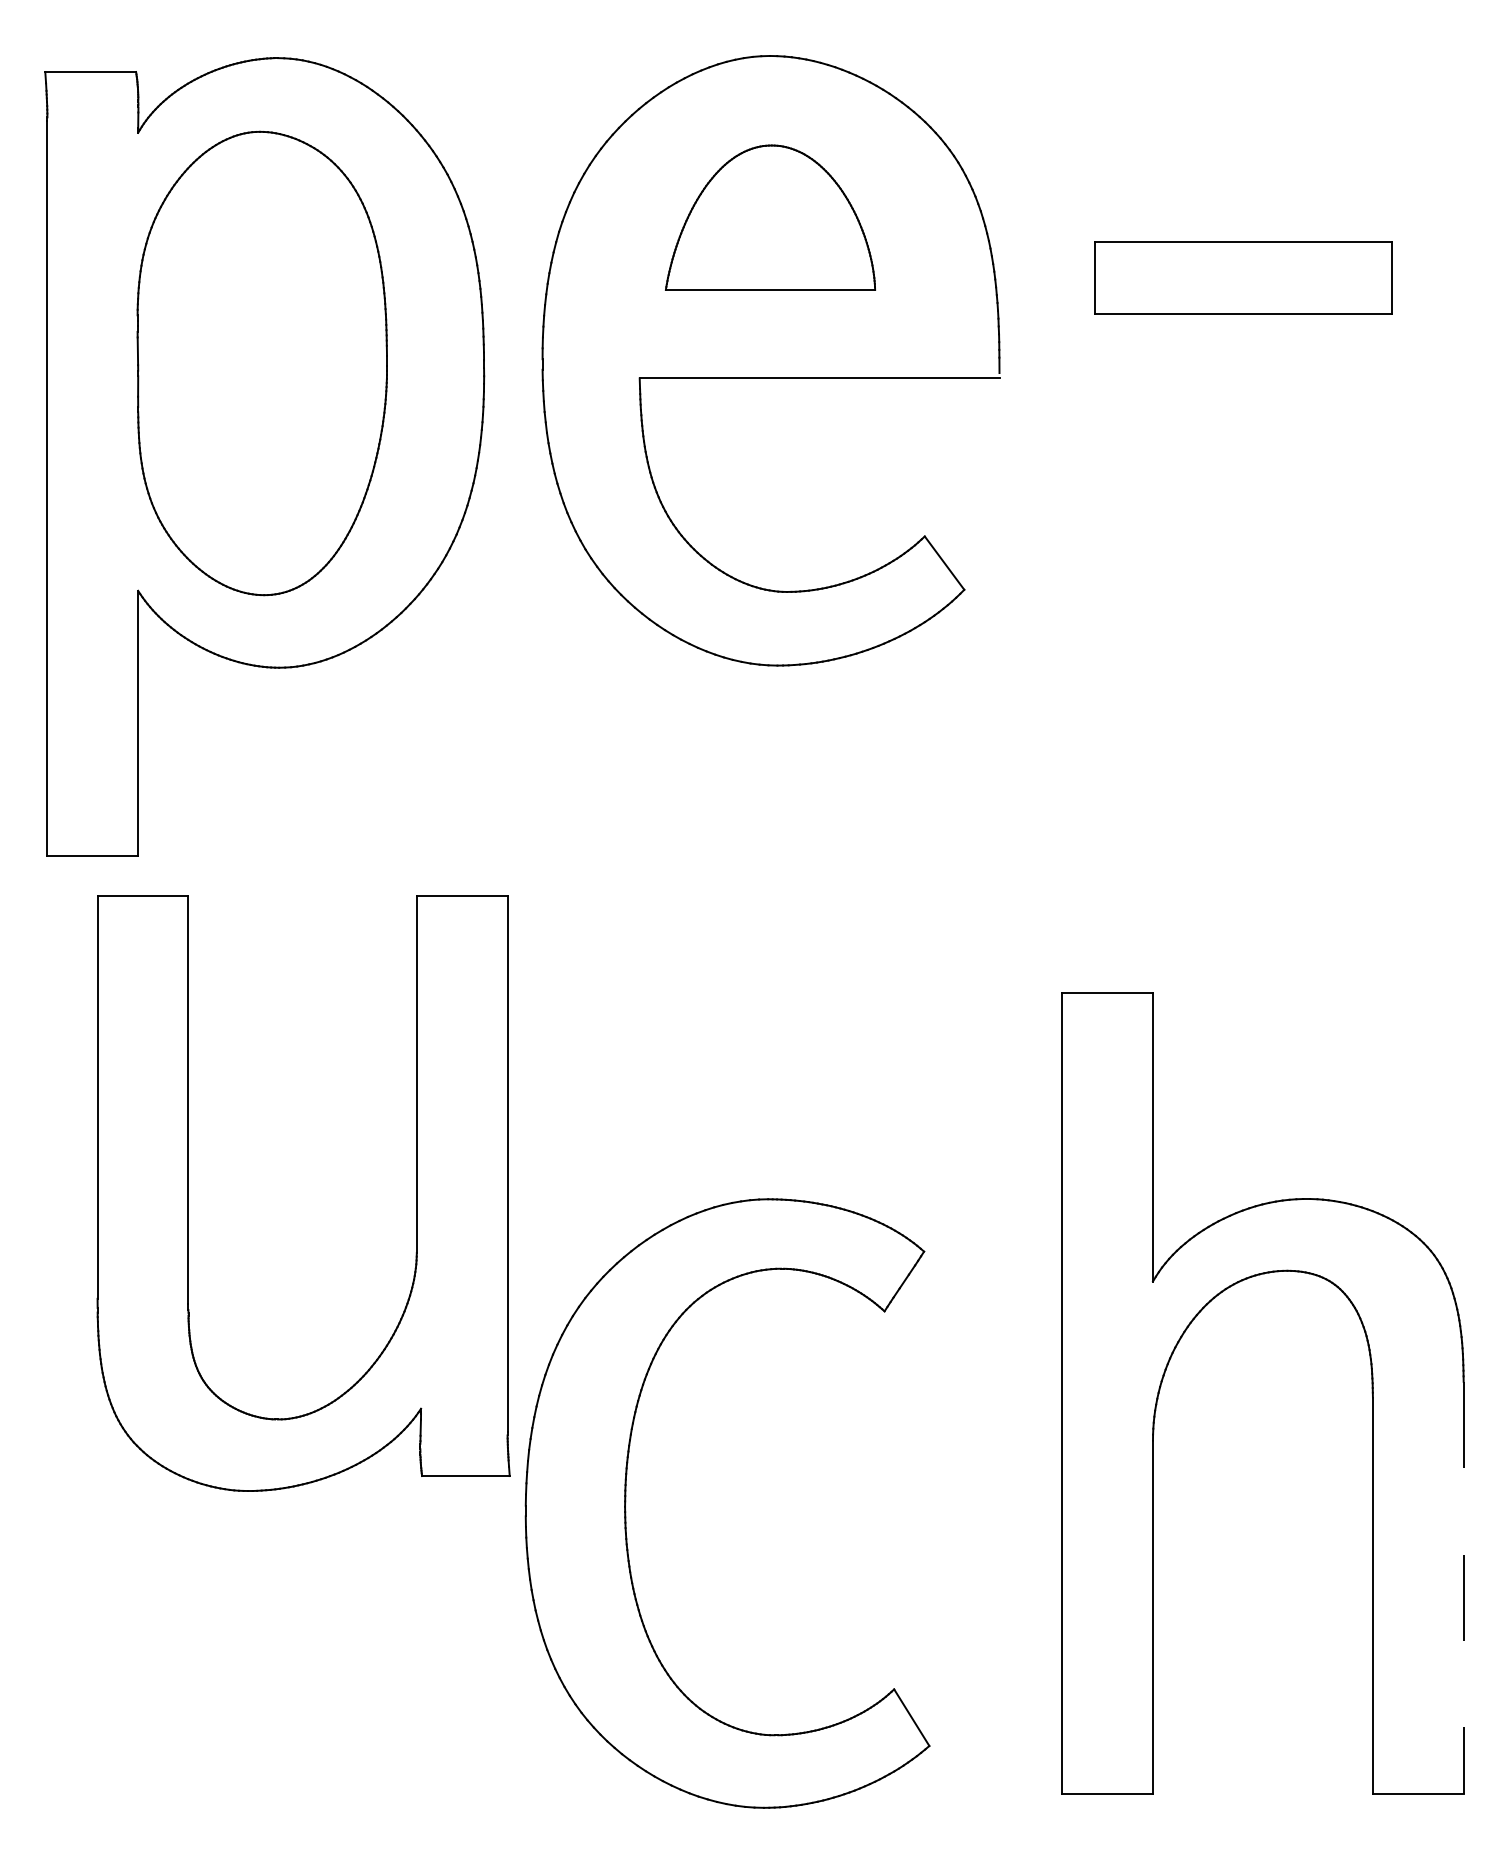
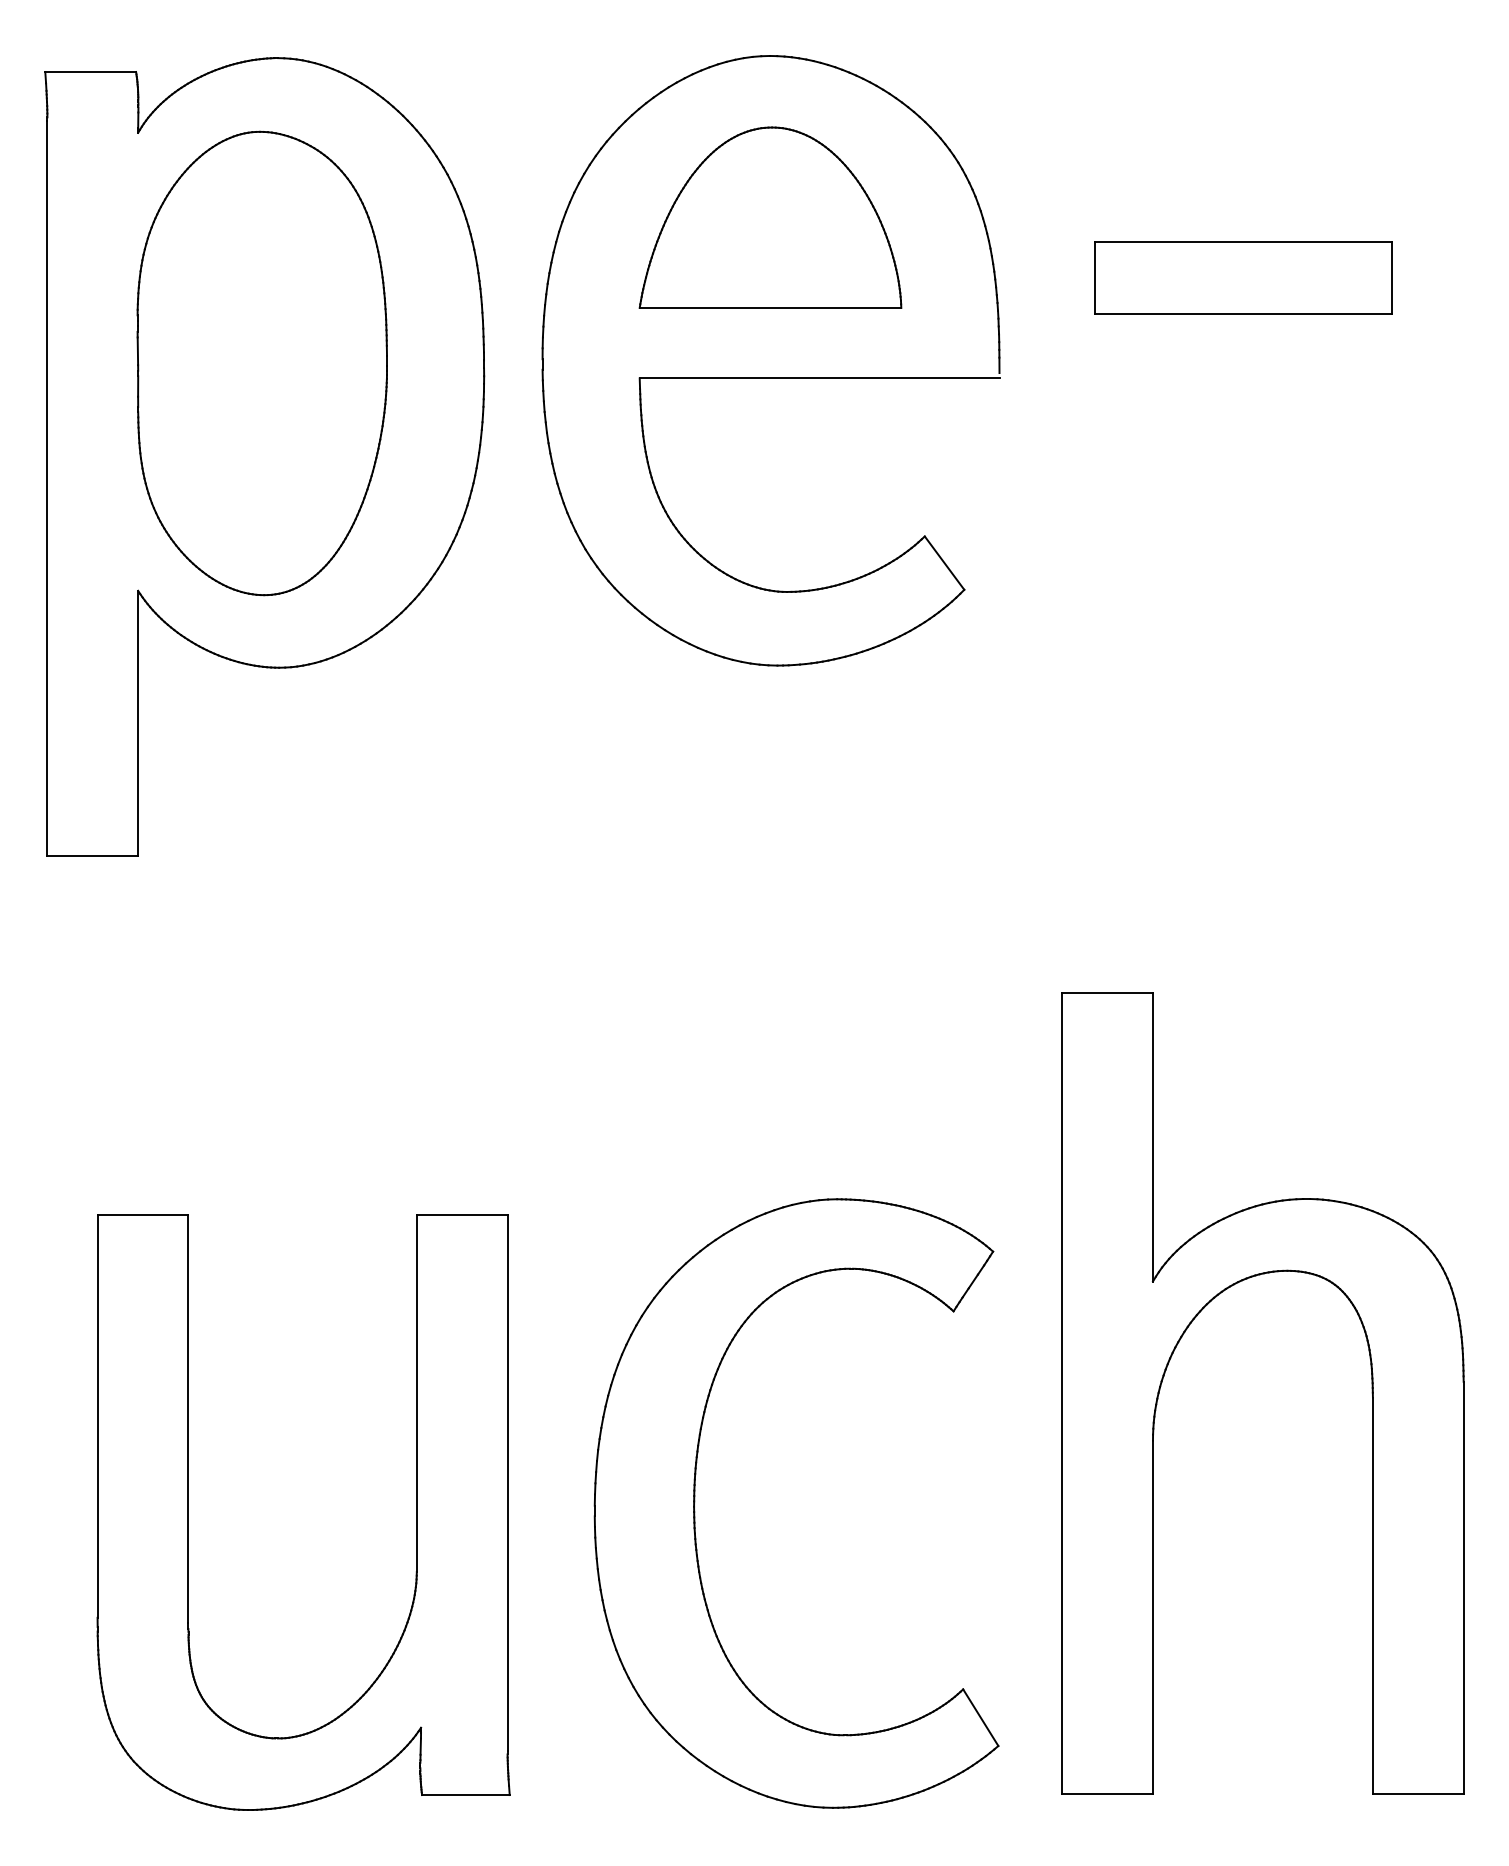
part size: 211x147 px -> 265x183 px (770, 217)
part position: (416, 1193) -> (416, 1512) (416, 1512)
part position: (626, 1502) -> (695, 1502) (695, 1502)
line: dashed -> solid (1463, 1588)
